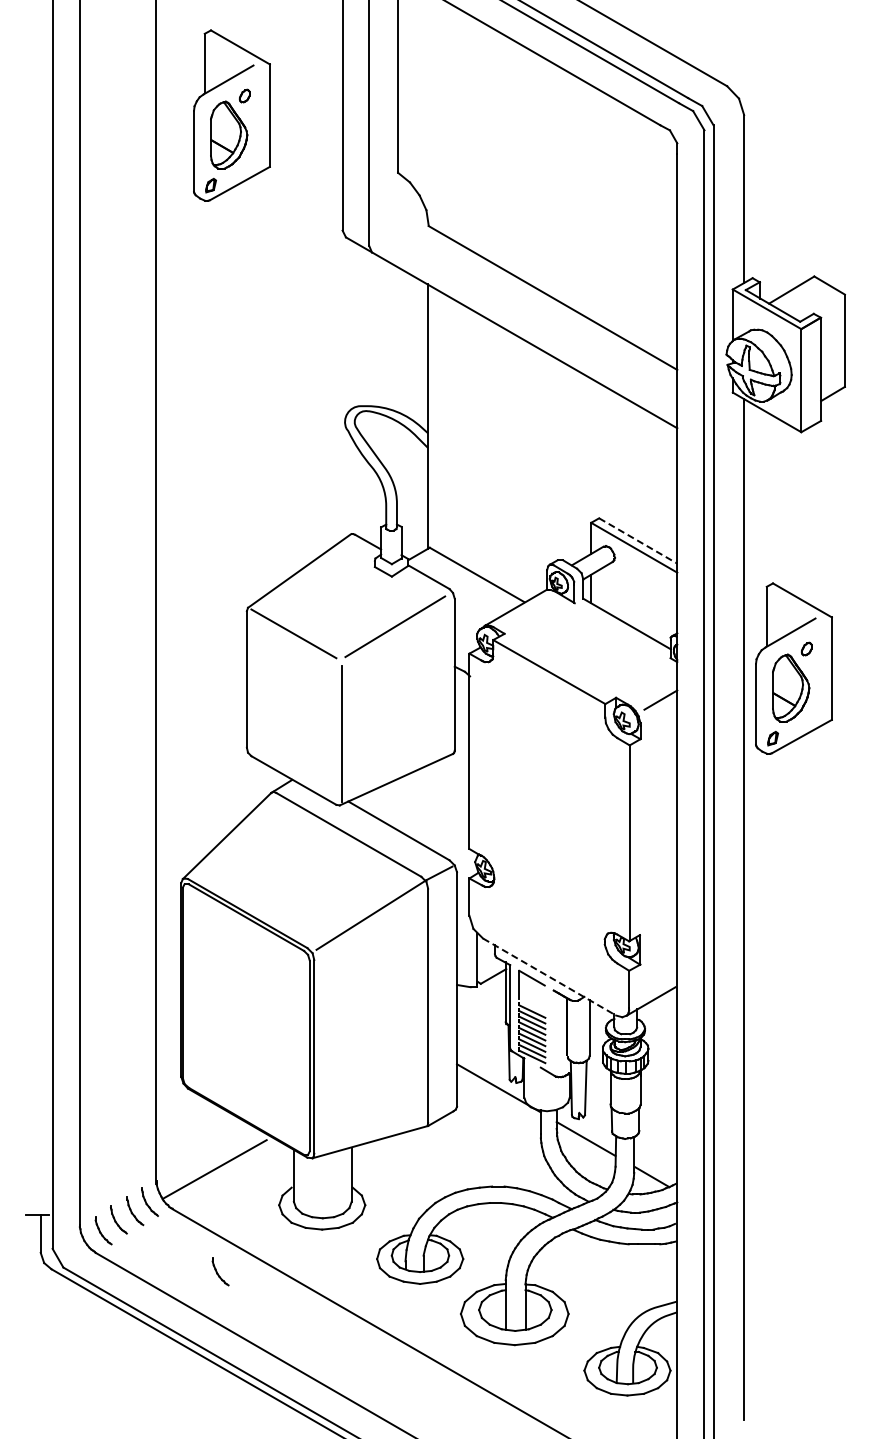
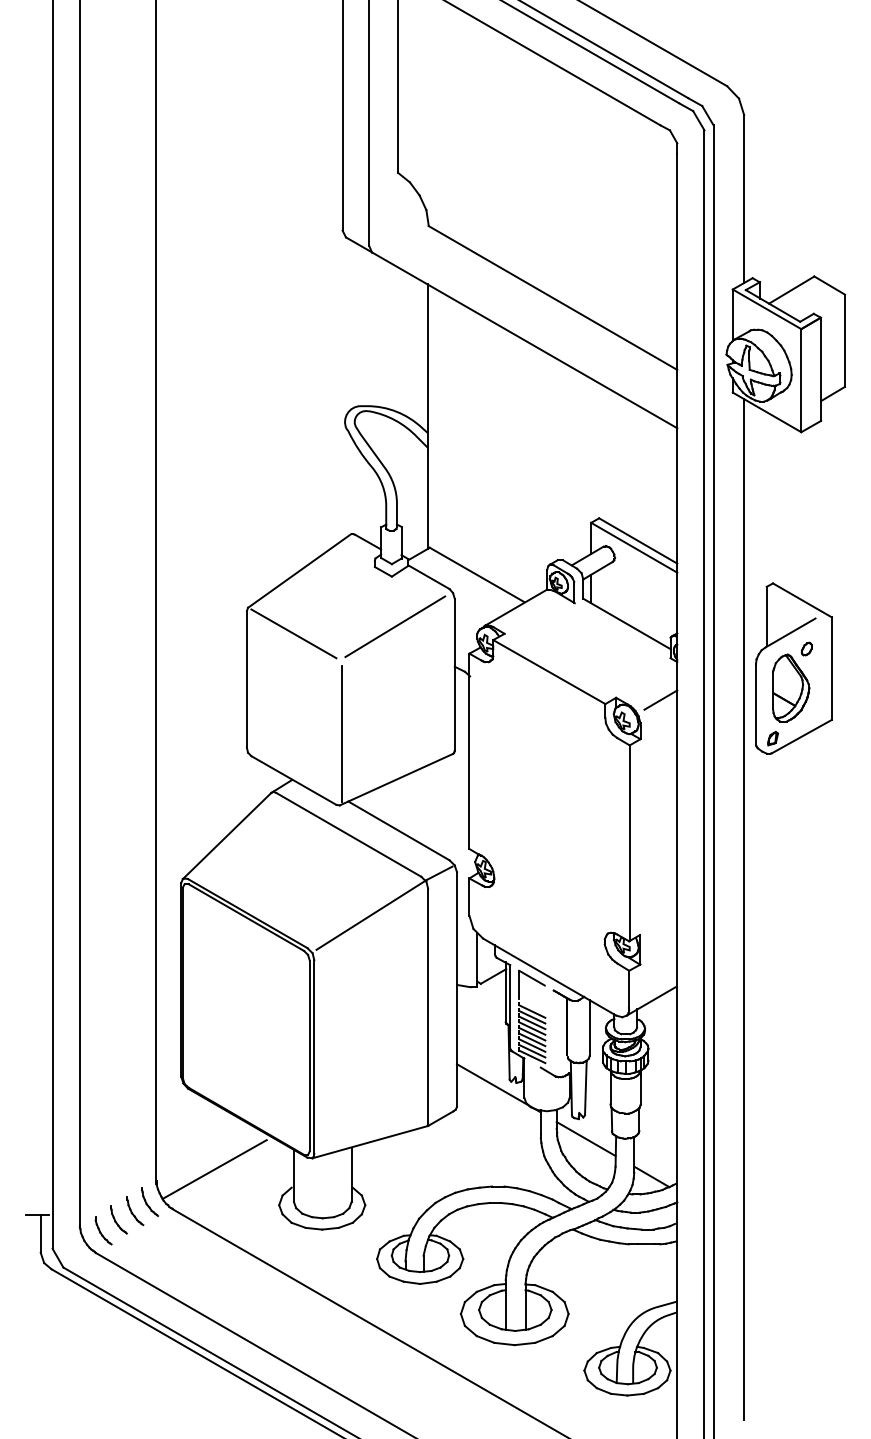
part: present -> none (231, 115)
line: dashed -> solid (638, 541)
line: dashed -> solid (549, 977)
part: present -> none (220, 1271)
